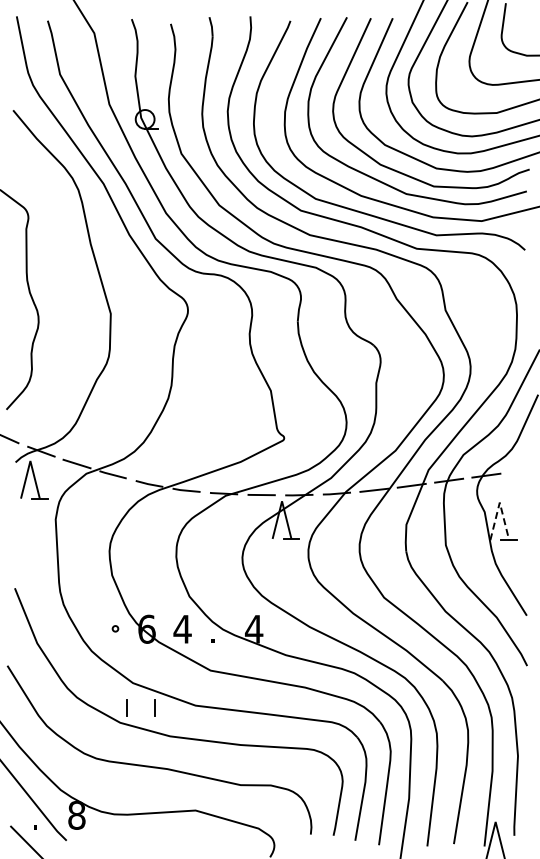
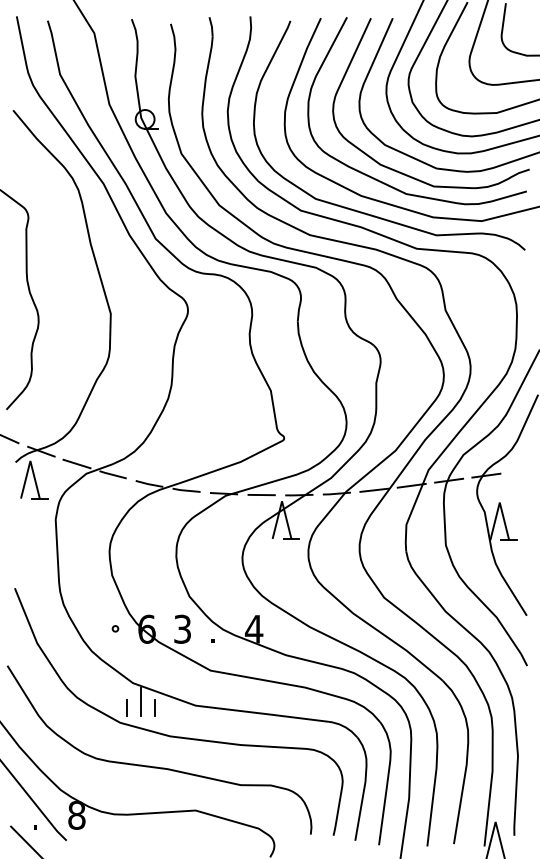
line: dashed -> solid (499, 502)
text: 4 -> 3 (182, 628)
line: none -> present (140, 701)
